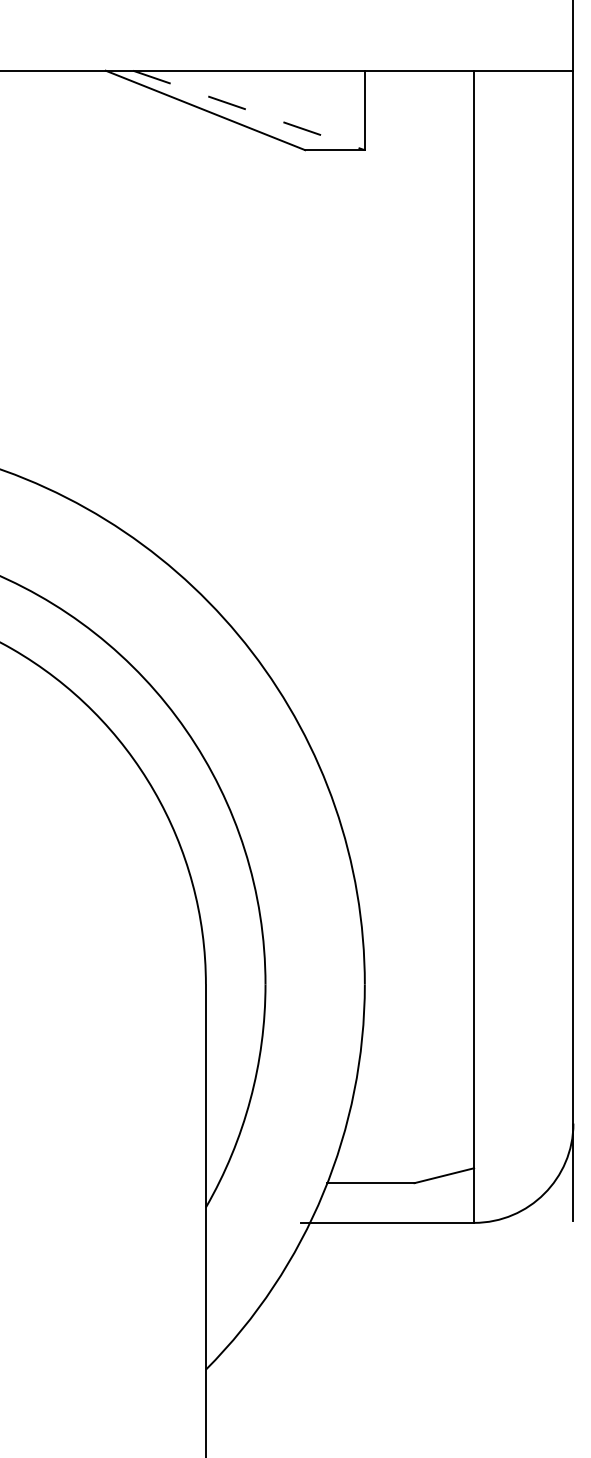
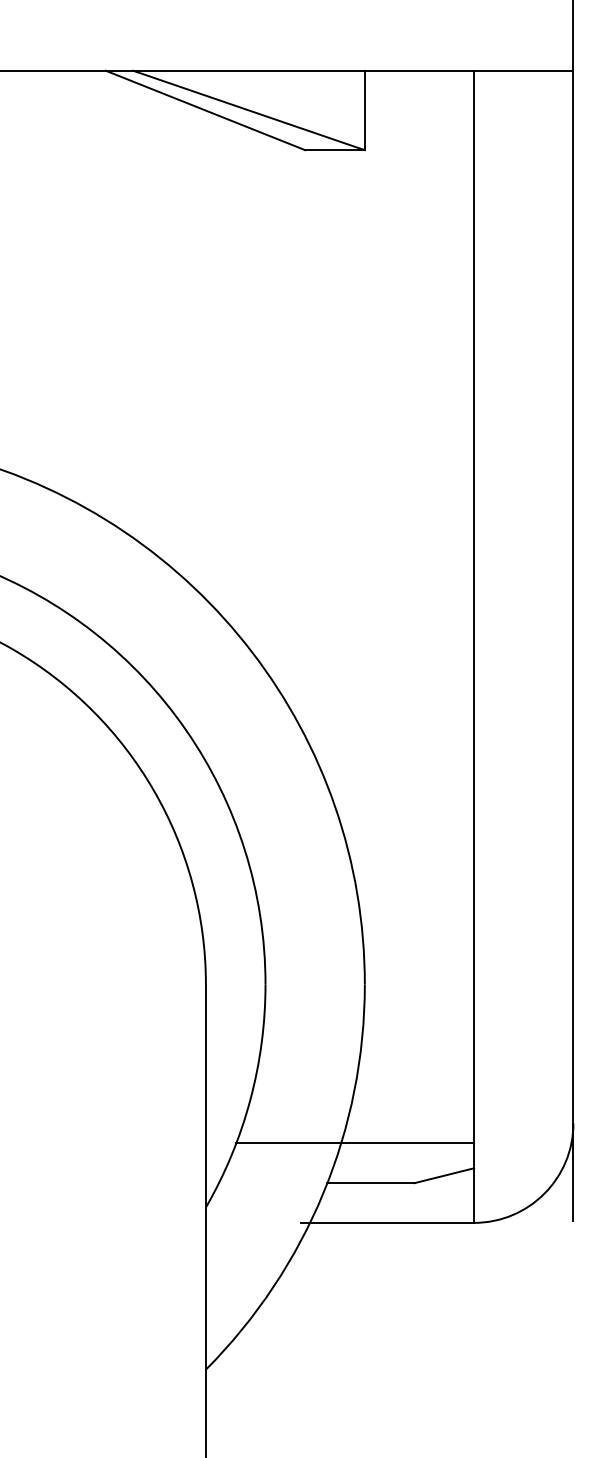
line: dashed -> solid (248, 110)
line: none -> present (354, 1143)
